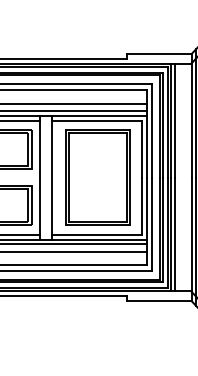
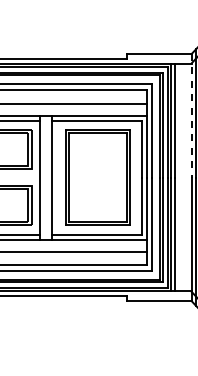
line: present -> none (74, 110)
line: solid -> dashed (191, 115)
line: present -> none (74, 244)
